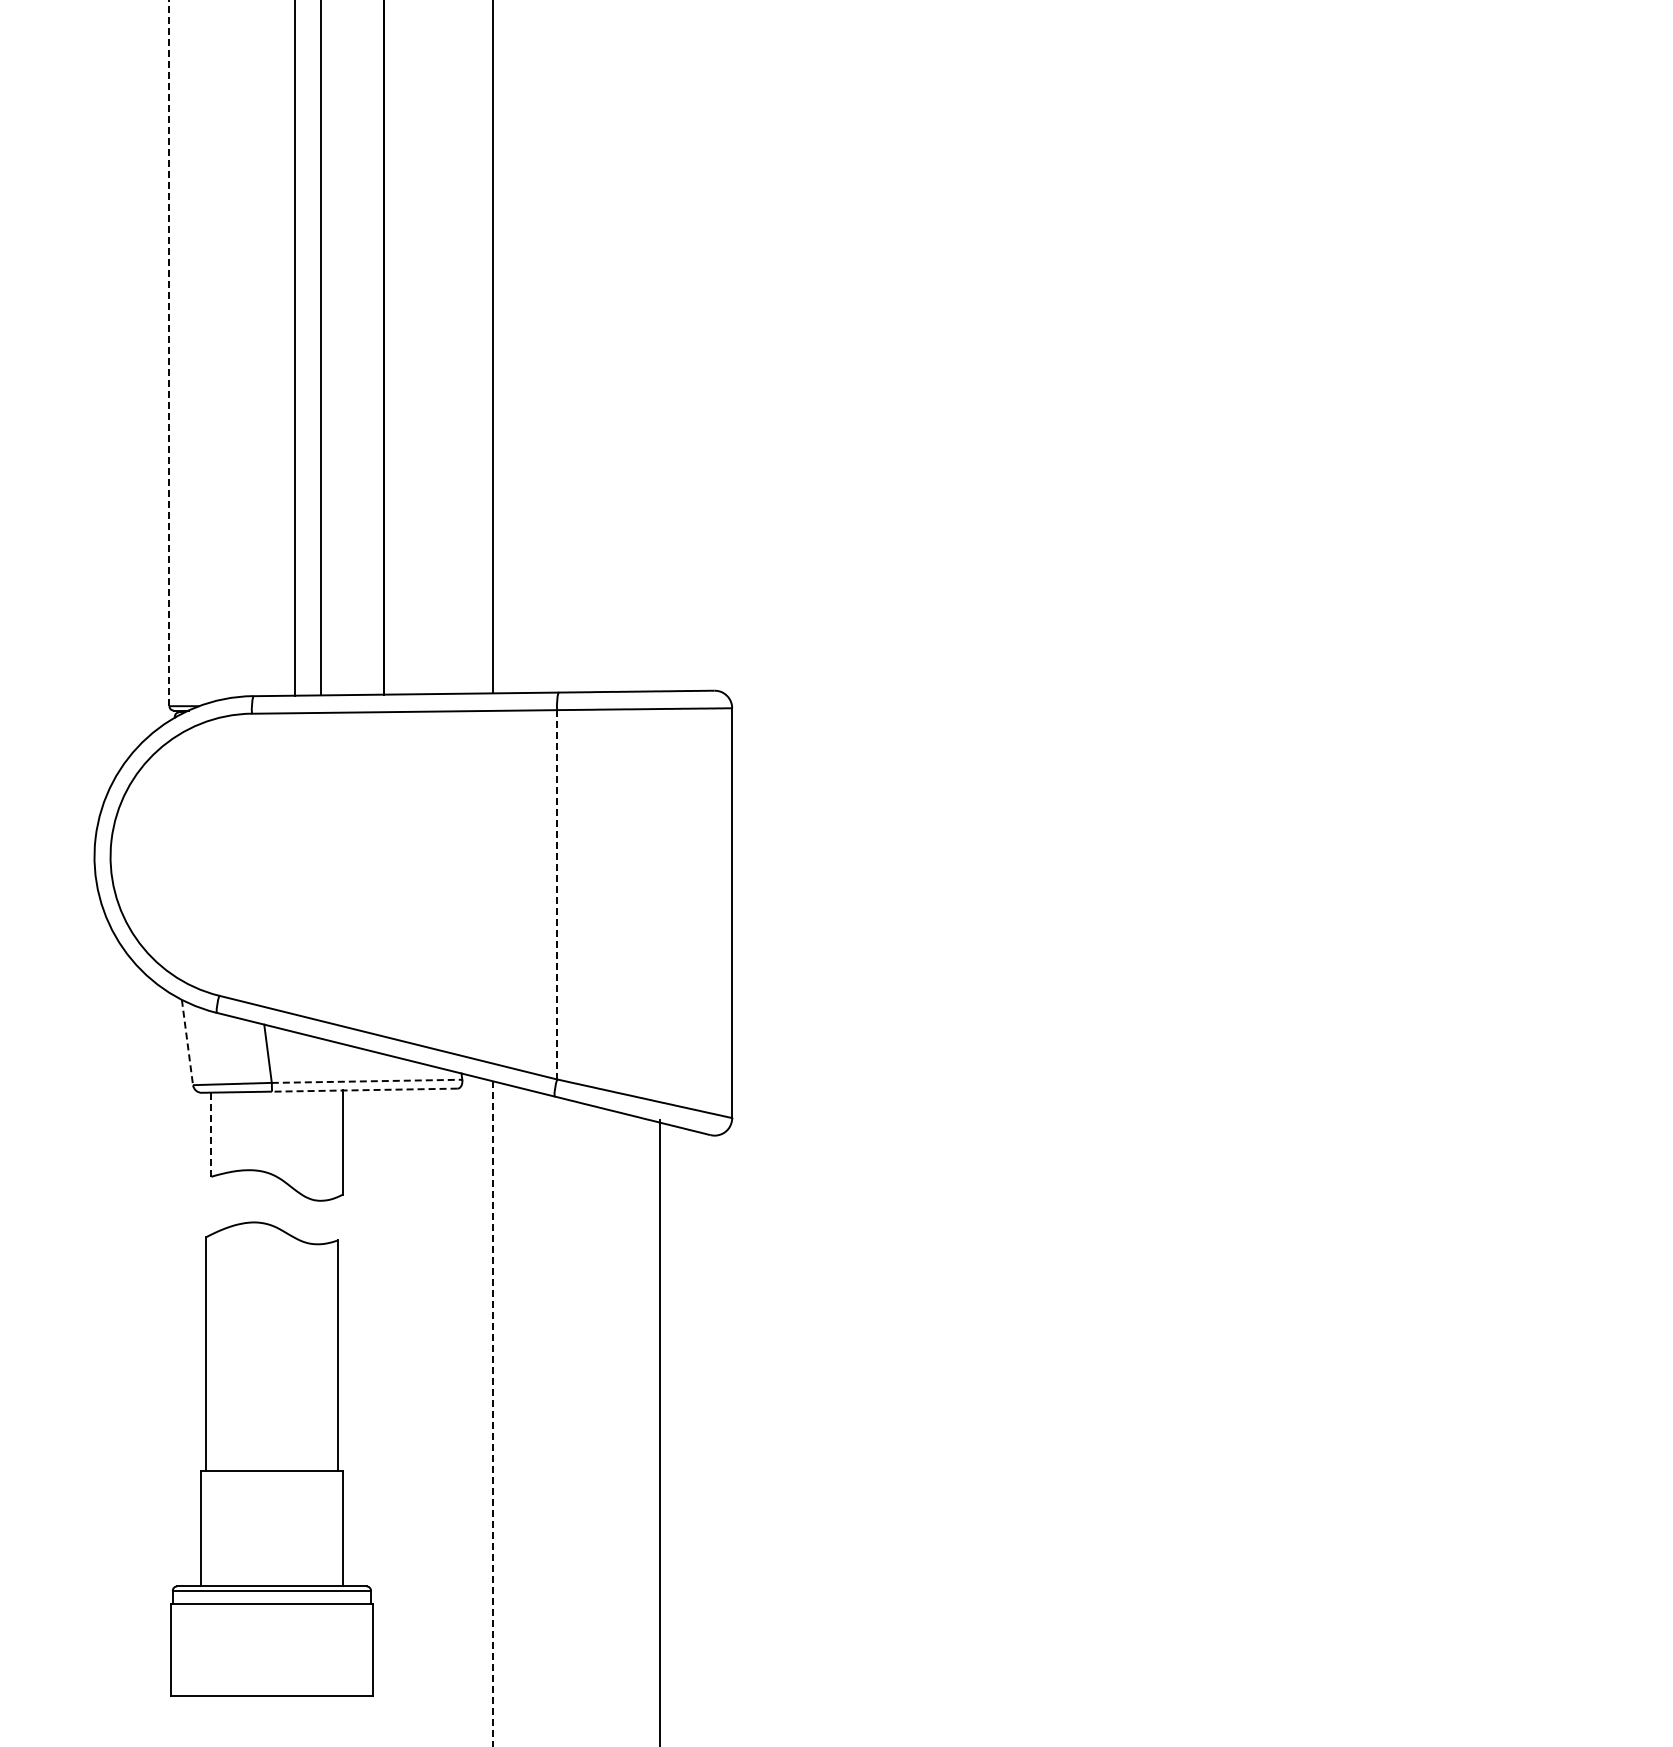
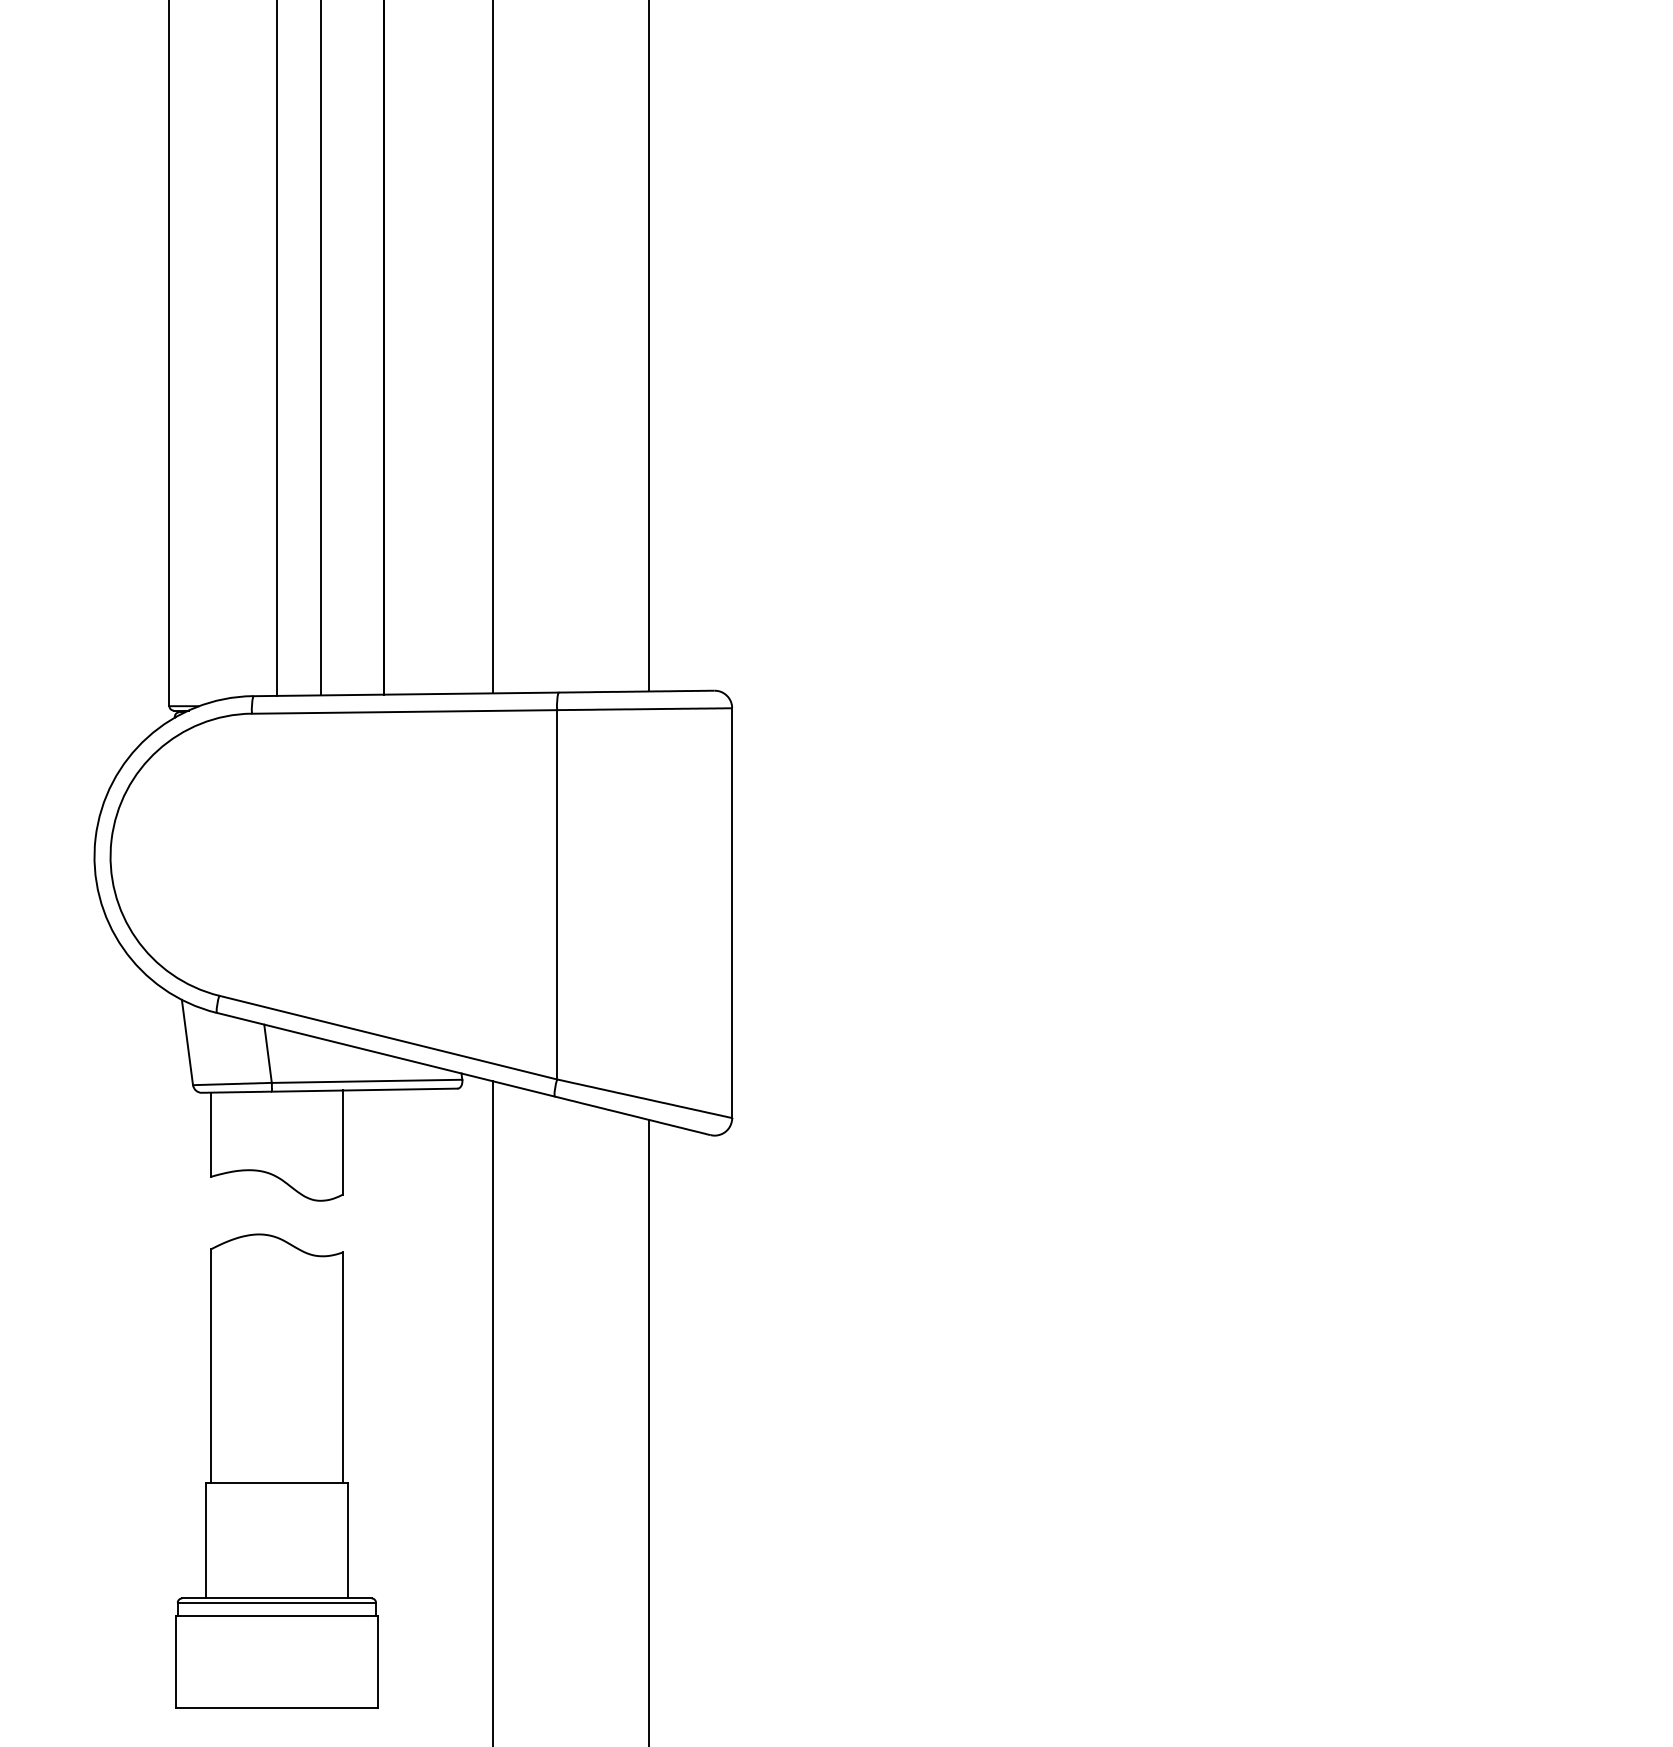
line: none -> present (648, 346)
line position: (294, 348) -> (276, 348) (276, 348)
line: dashed -> solid (169, 353)
line: dashed -> solid (557, 894)
line: dashed -> solid (187, 1043)
line: dashed -> solid (367, 1081)
line: dashed -> solid (364, 1090)
line: dashed -> solid (211, 1135)
line: dashed -> solid (492, 1414)
line position: (659, 1431) -> (648, 1431) (648, 1431)
part position: (271, 1458) -> (276, 1470) (276, 1470)
